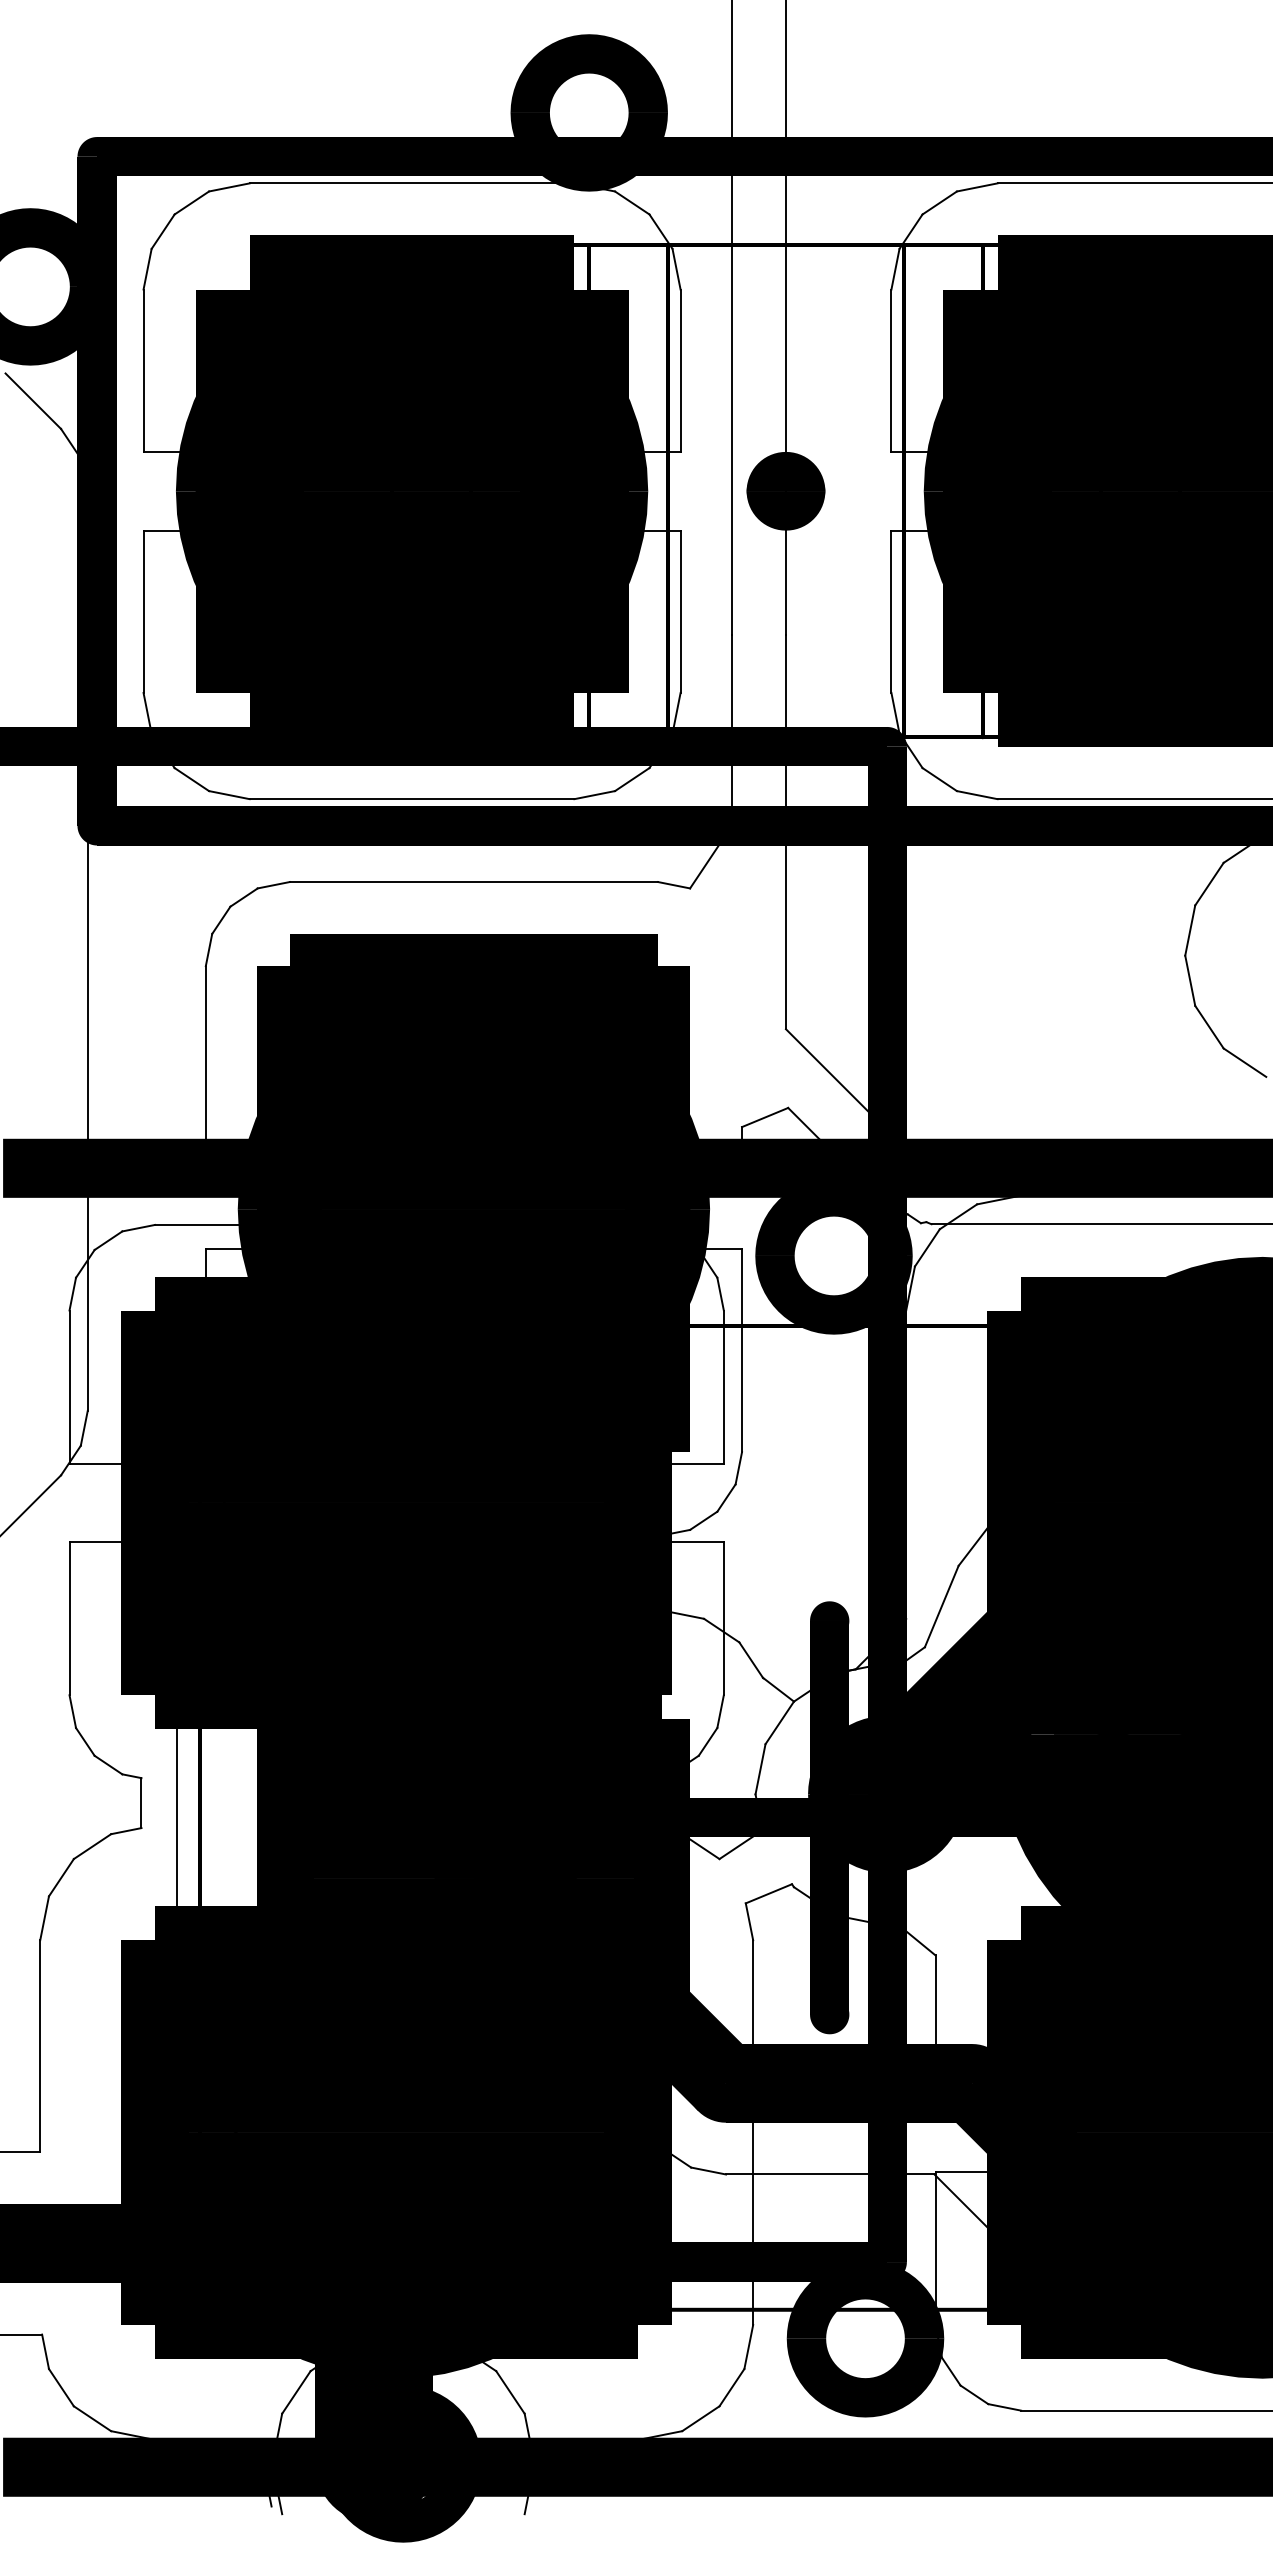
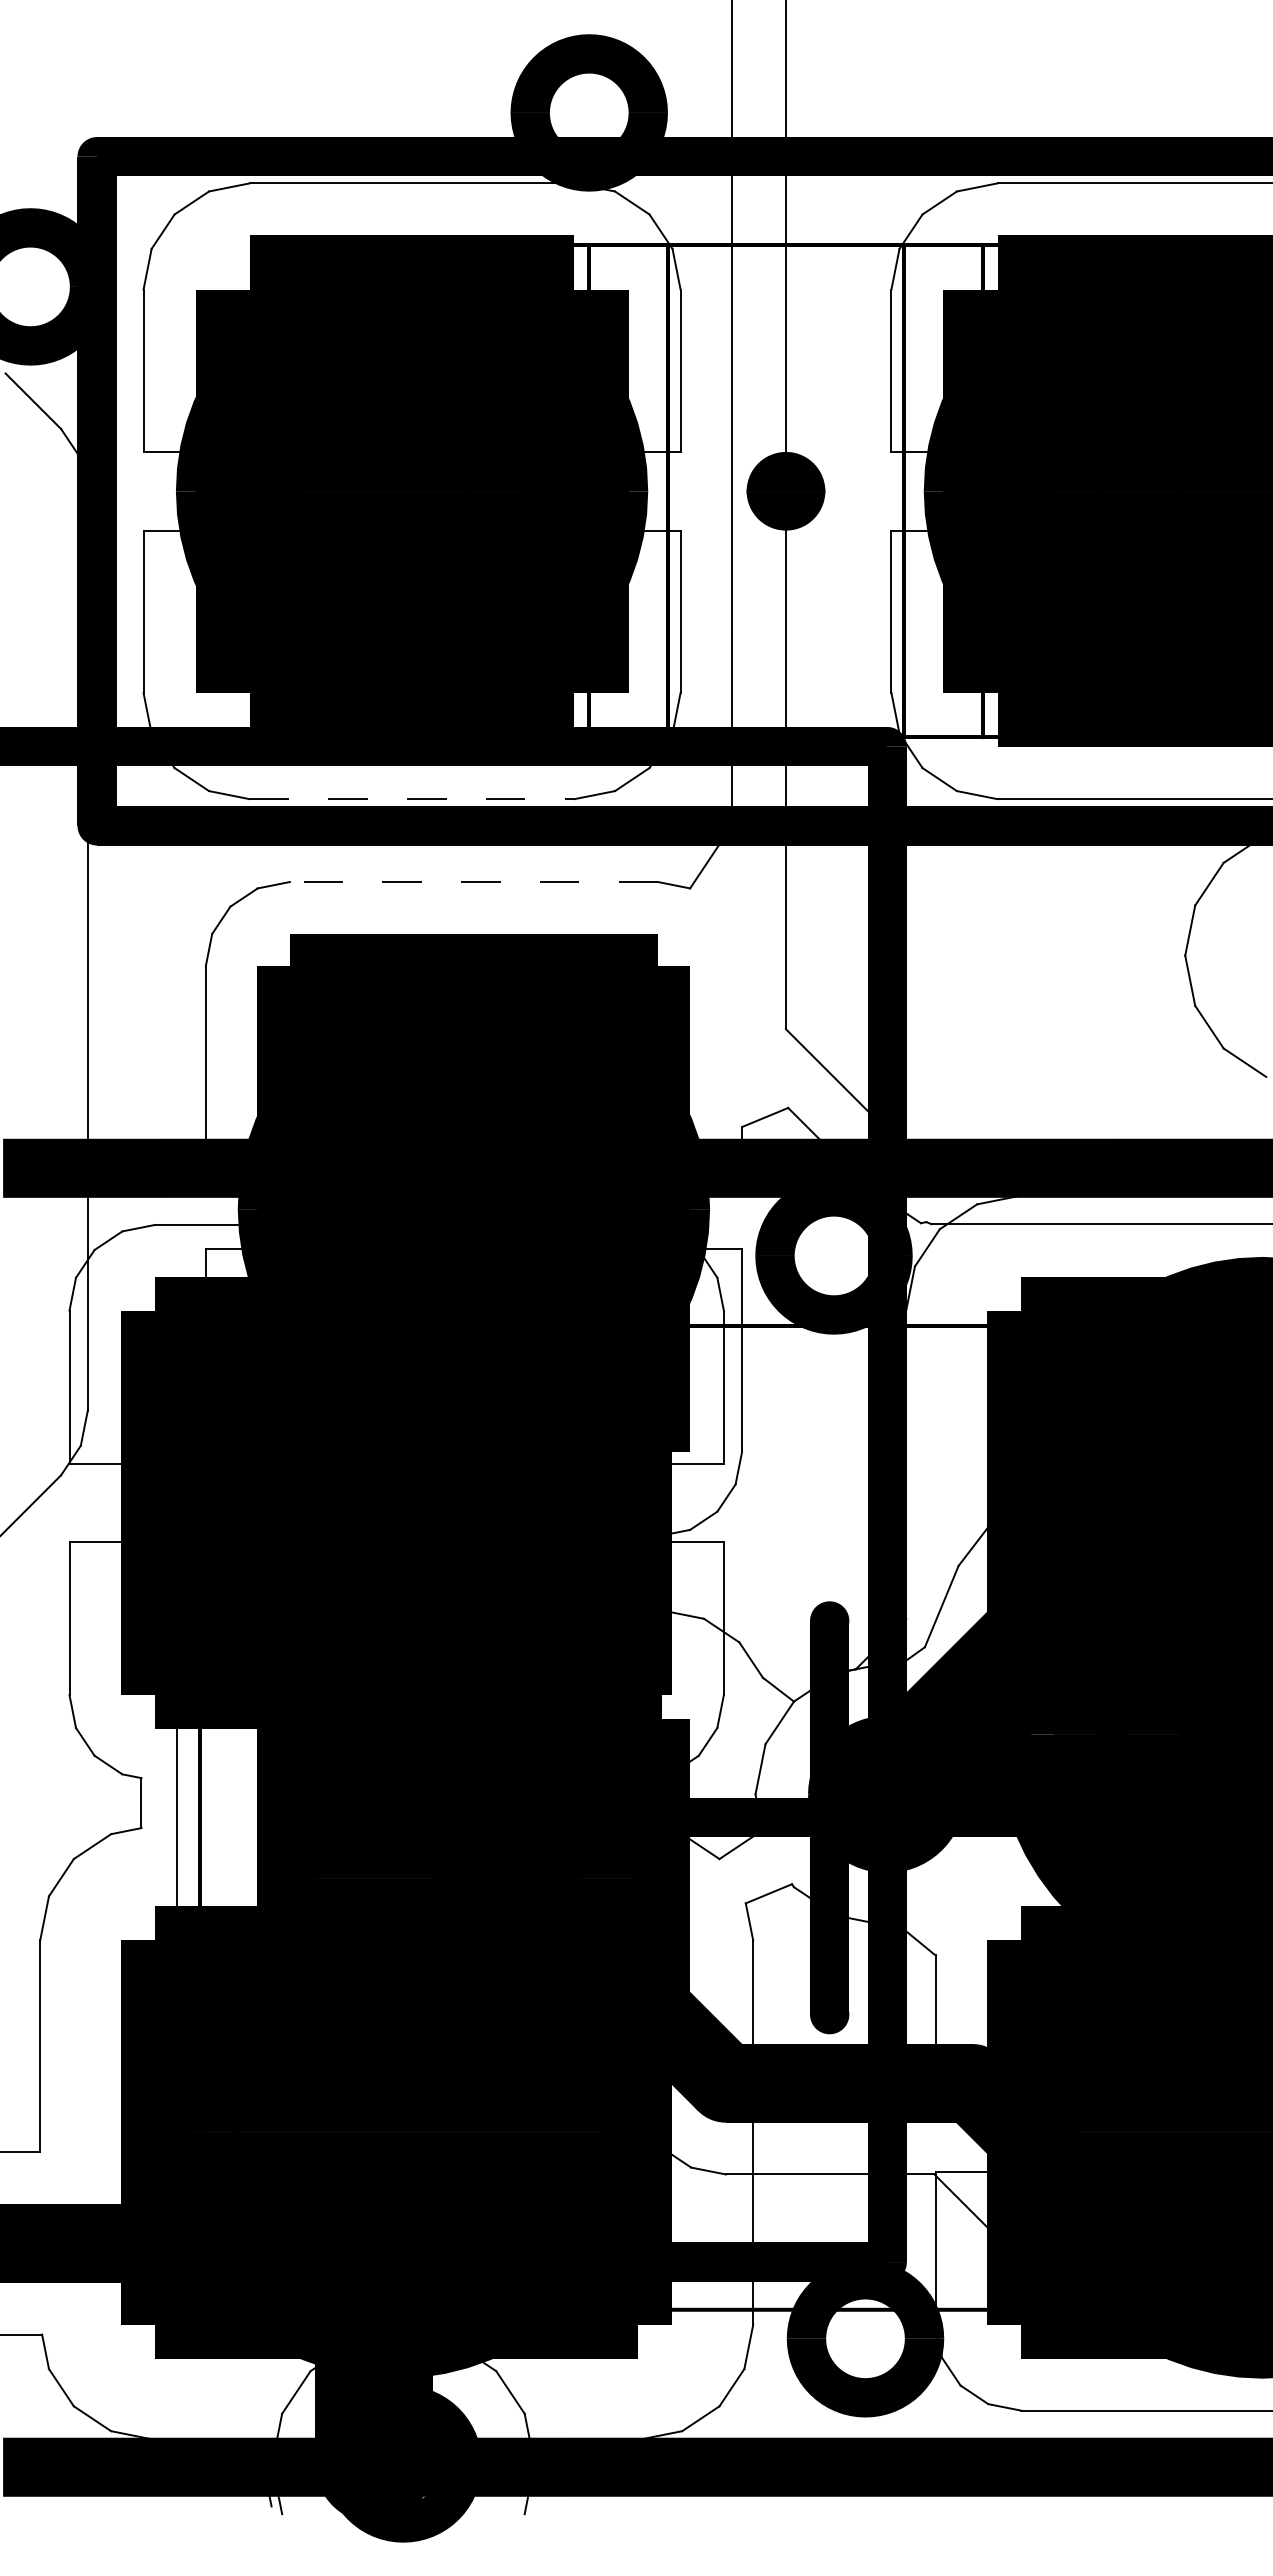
line: solid -> dashed (412, 799)
line: solid -> dashed (473, 882)
